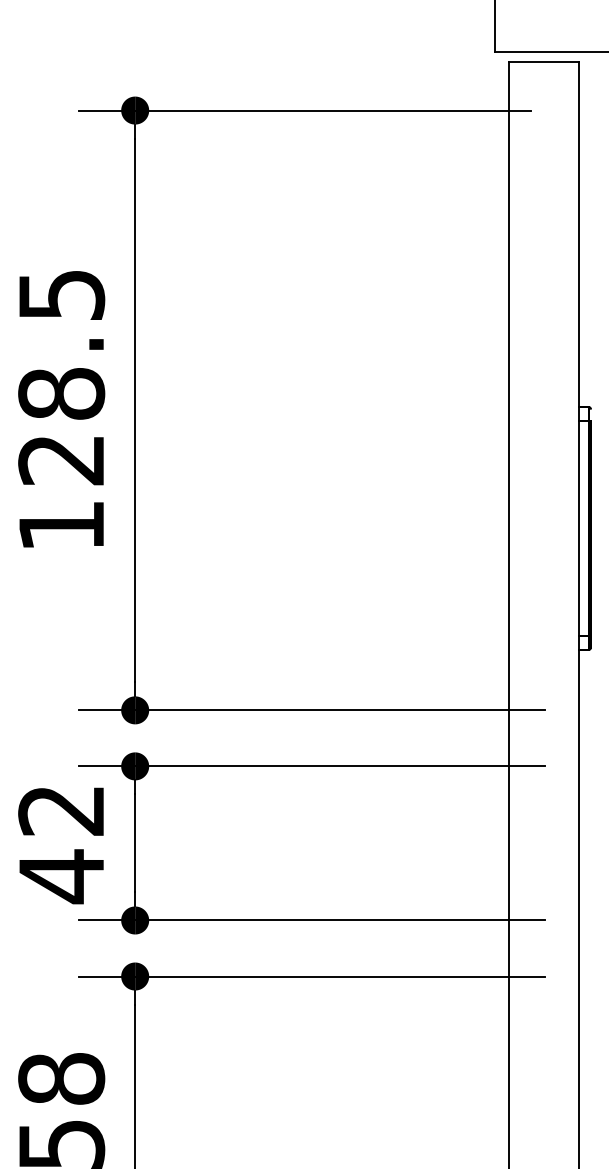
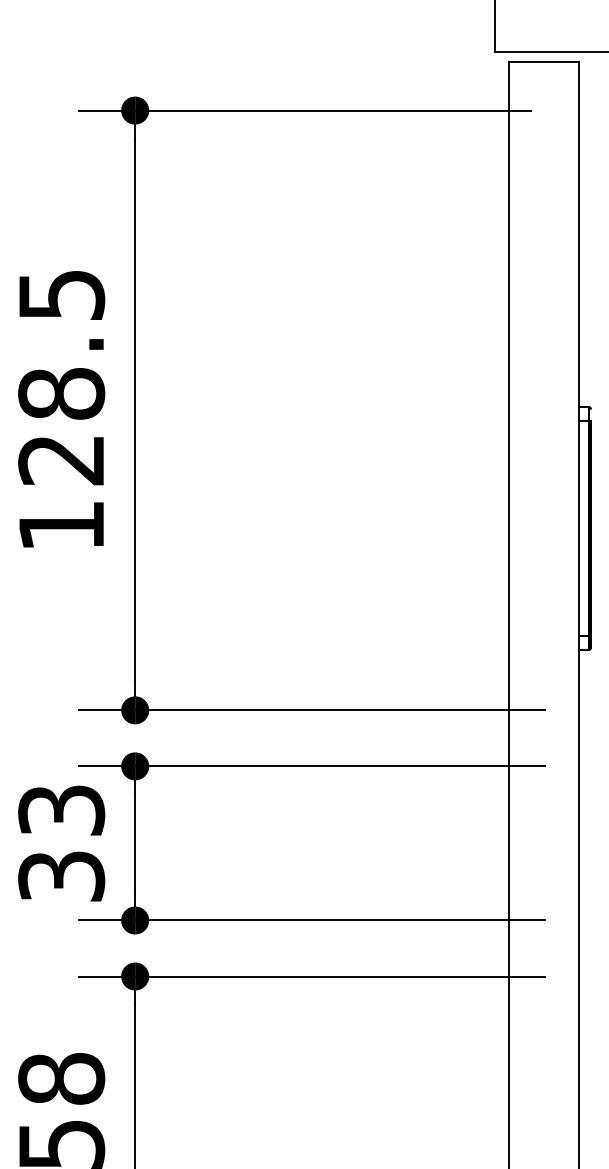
text: 42 -> 33 (61, 844)
